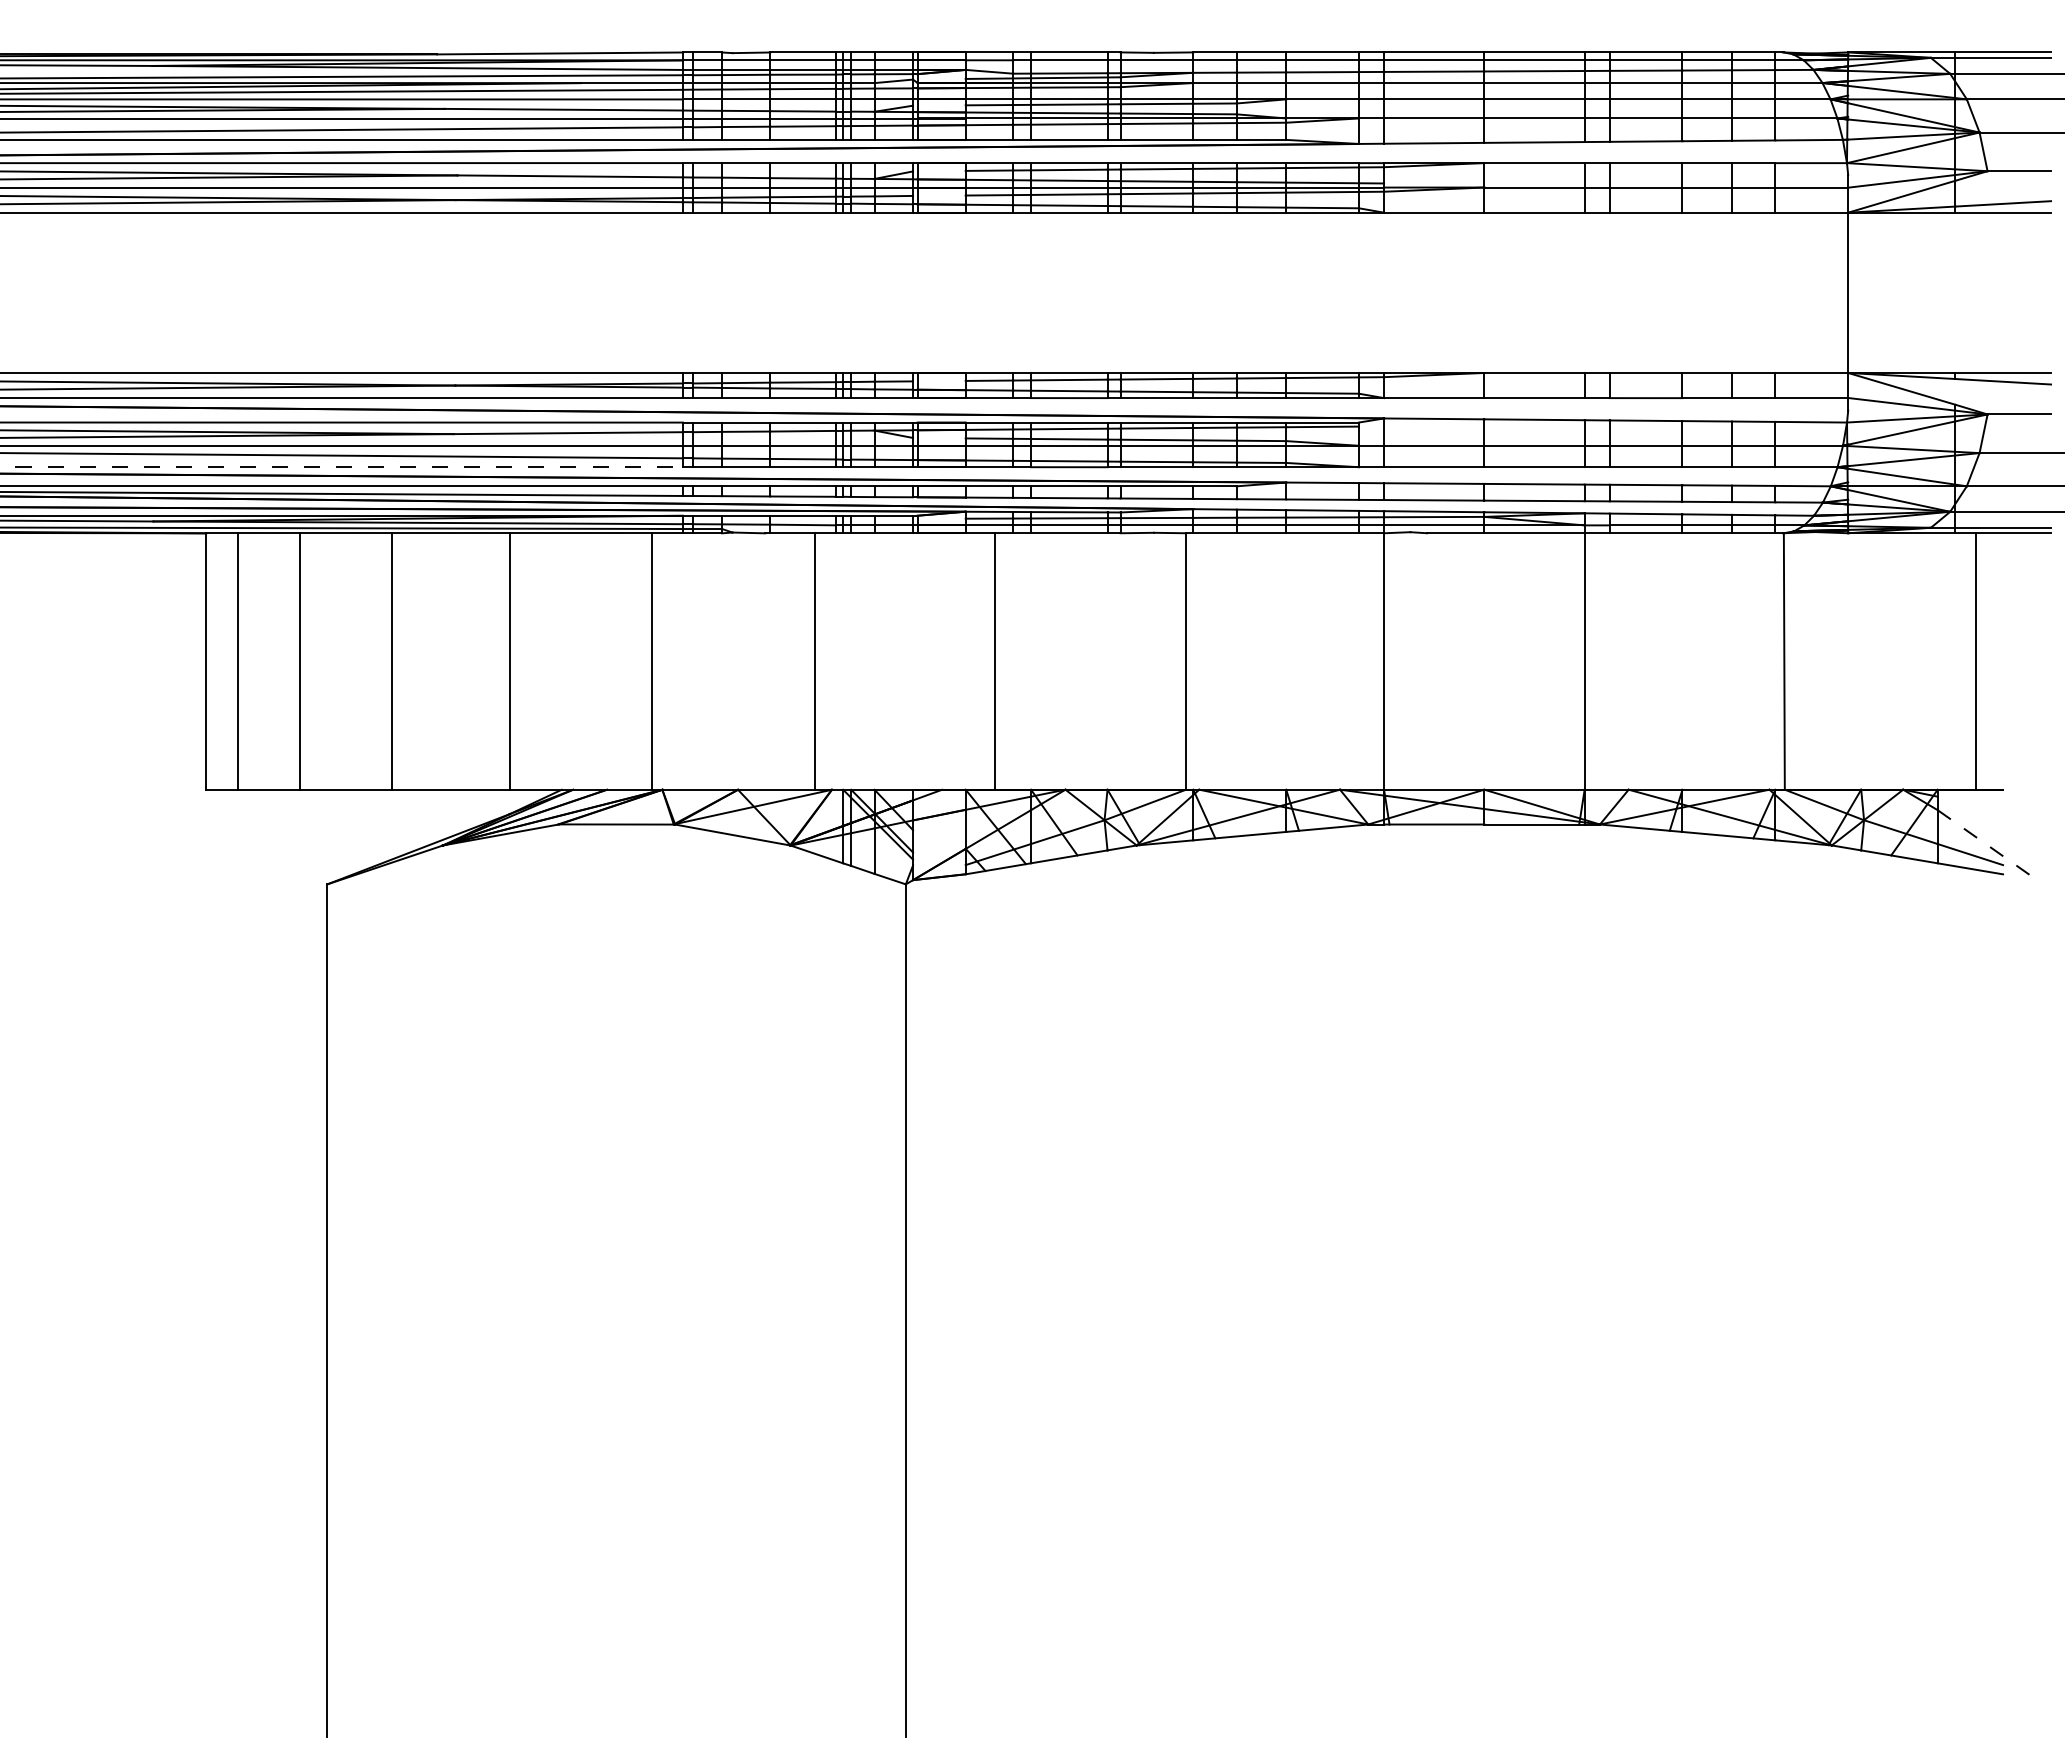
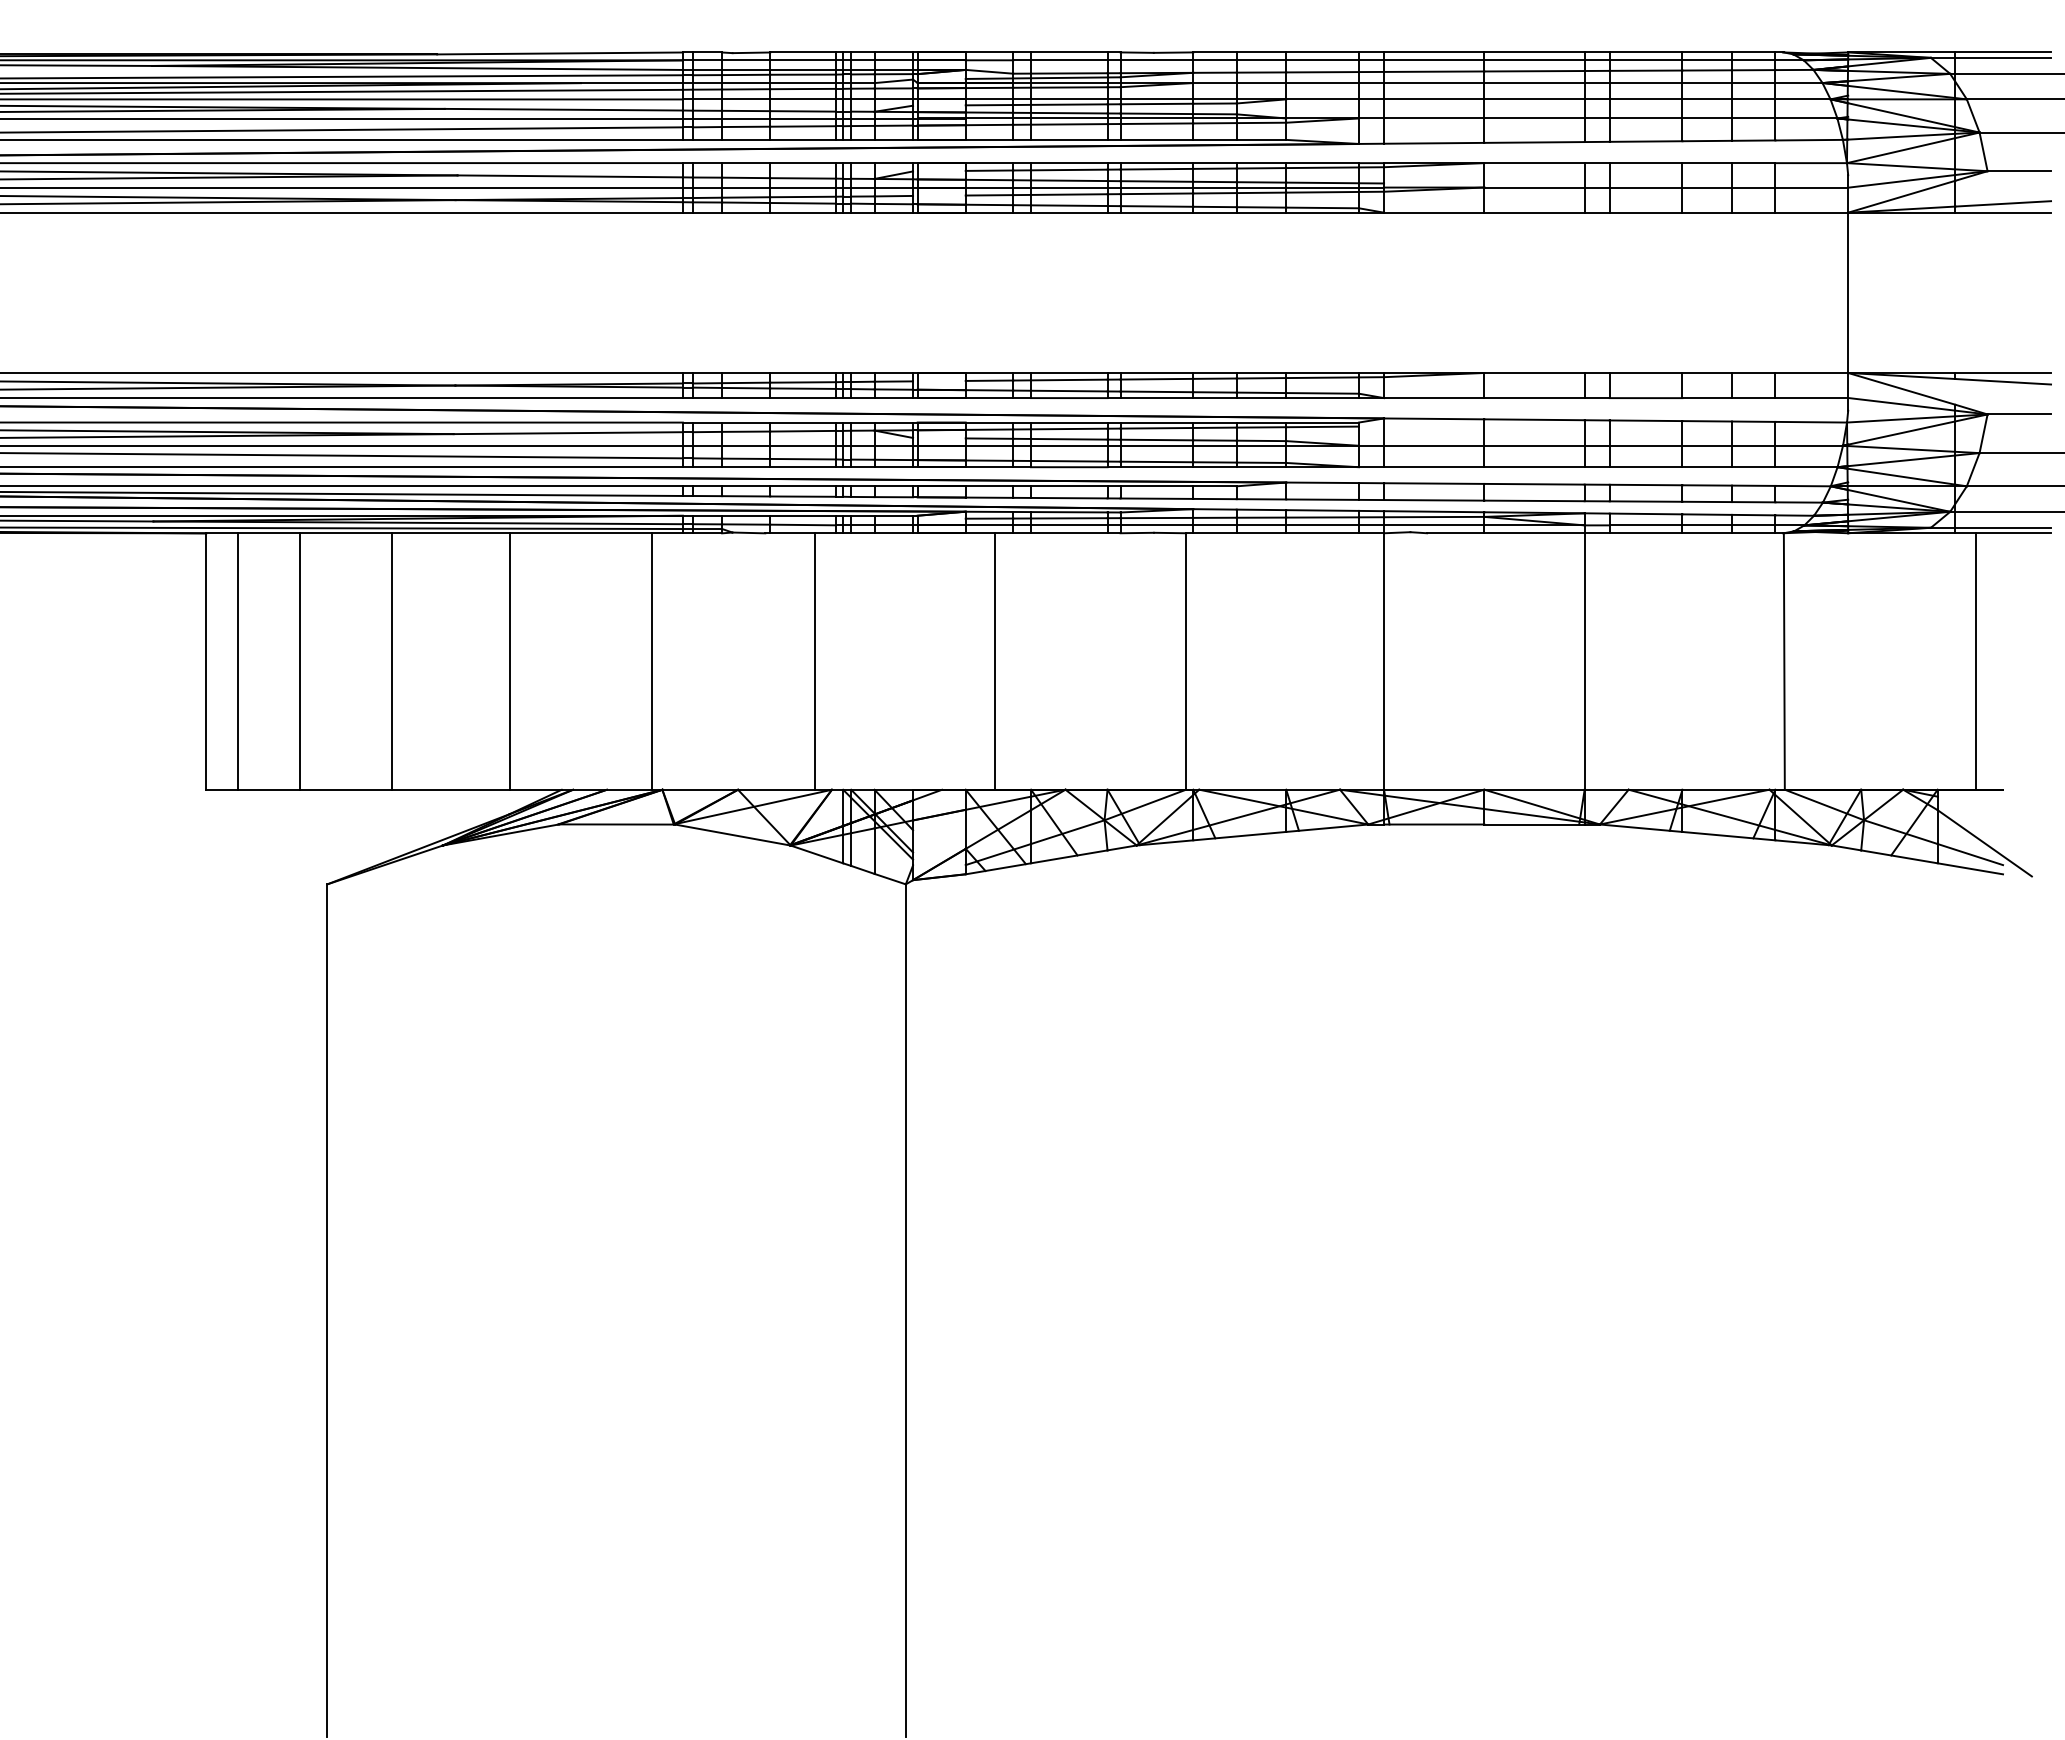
line: dashed -> solid (342, 467)
line: dashed -> solid (1984, 843)
